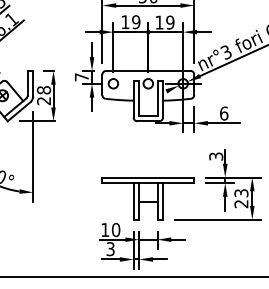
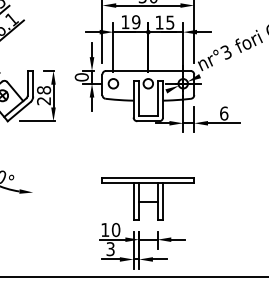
text: 19 -> 15 (170, 22)
line: present -> none (232, 61)
text: 7 -> 0 (81, 77)
line: present -> none (33, 156)
part: present -> none (217, 184)
